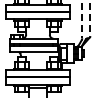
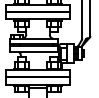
line: dashed -> solid (90, 18)
line: dashed -> solid (82, 19)
